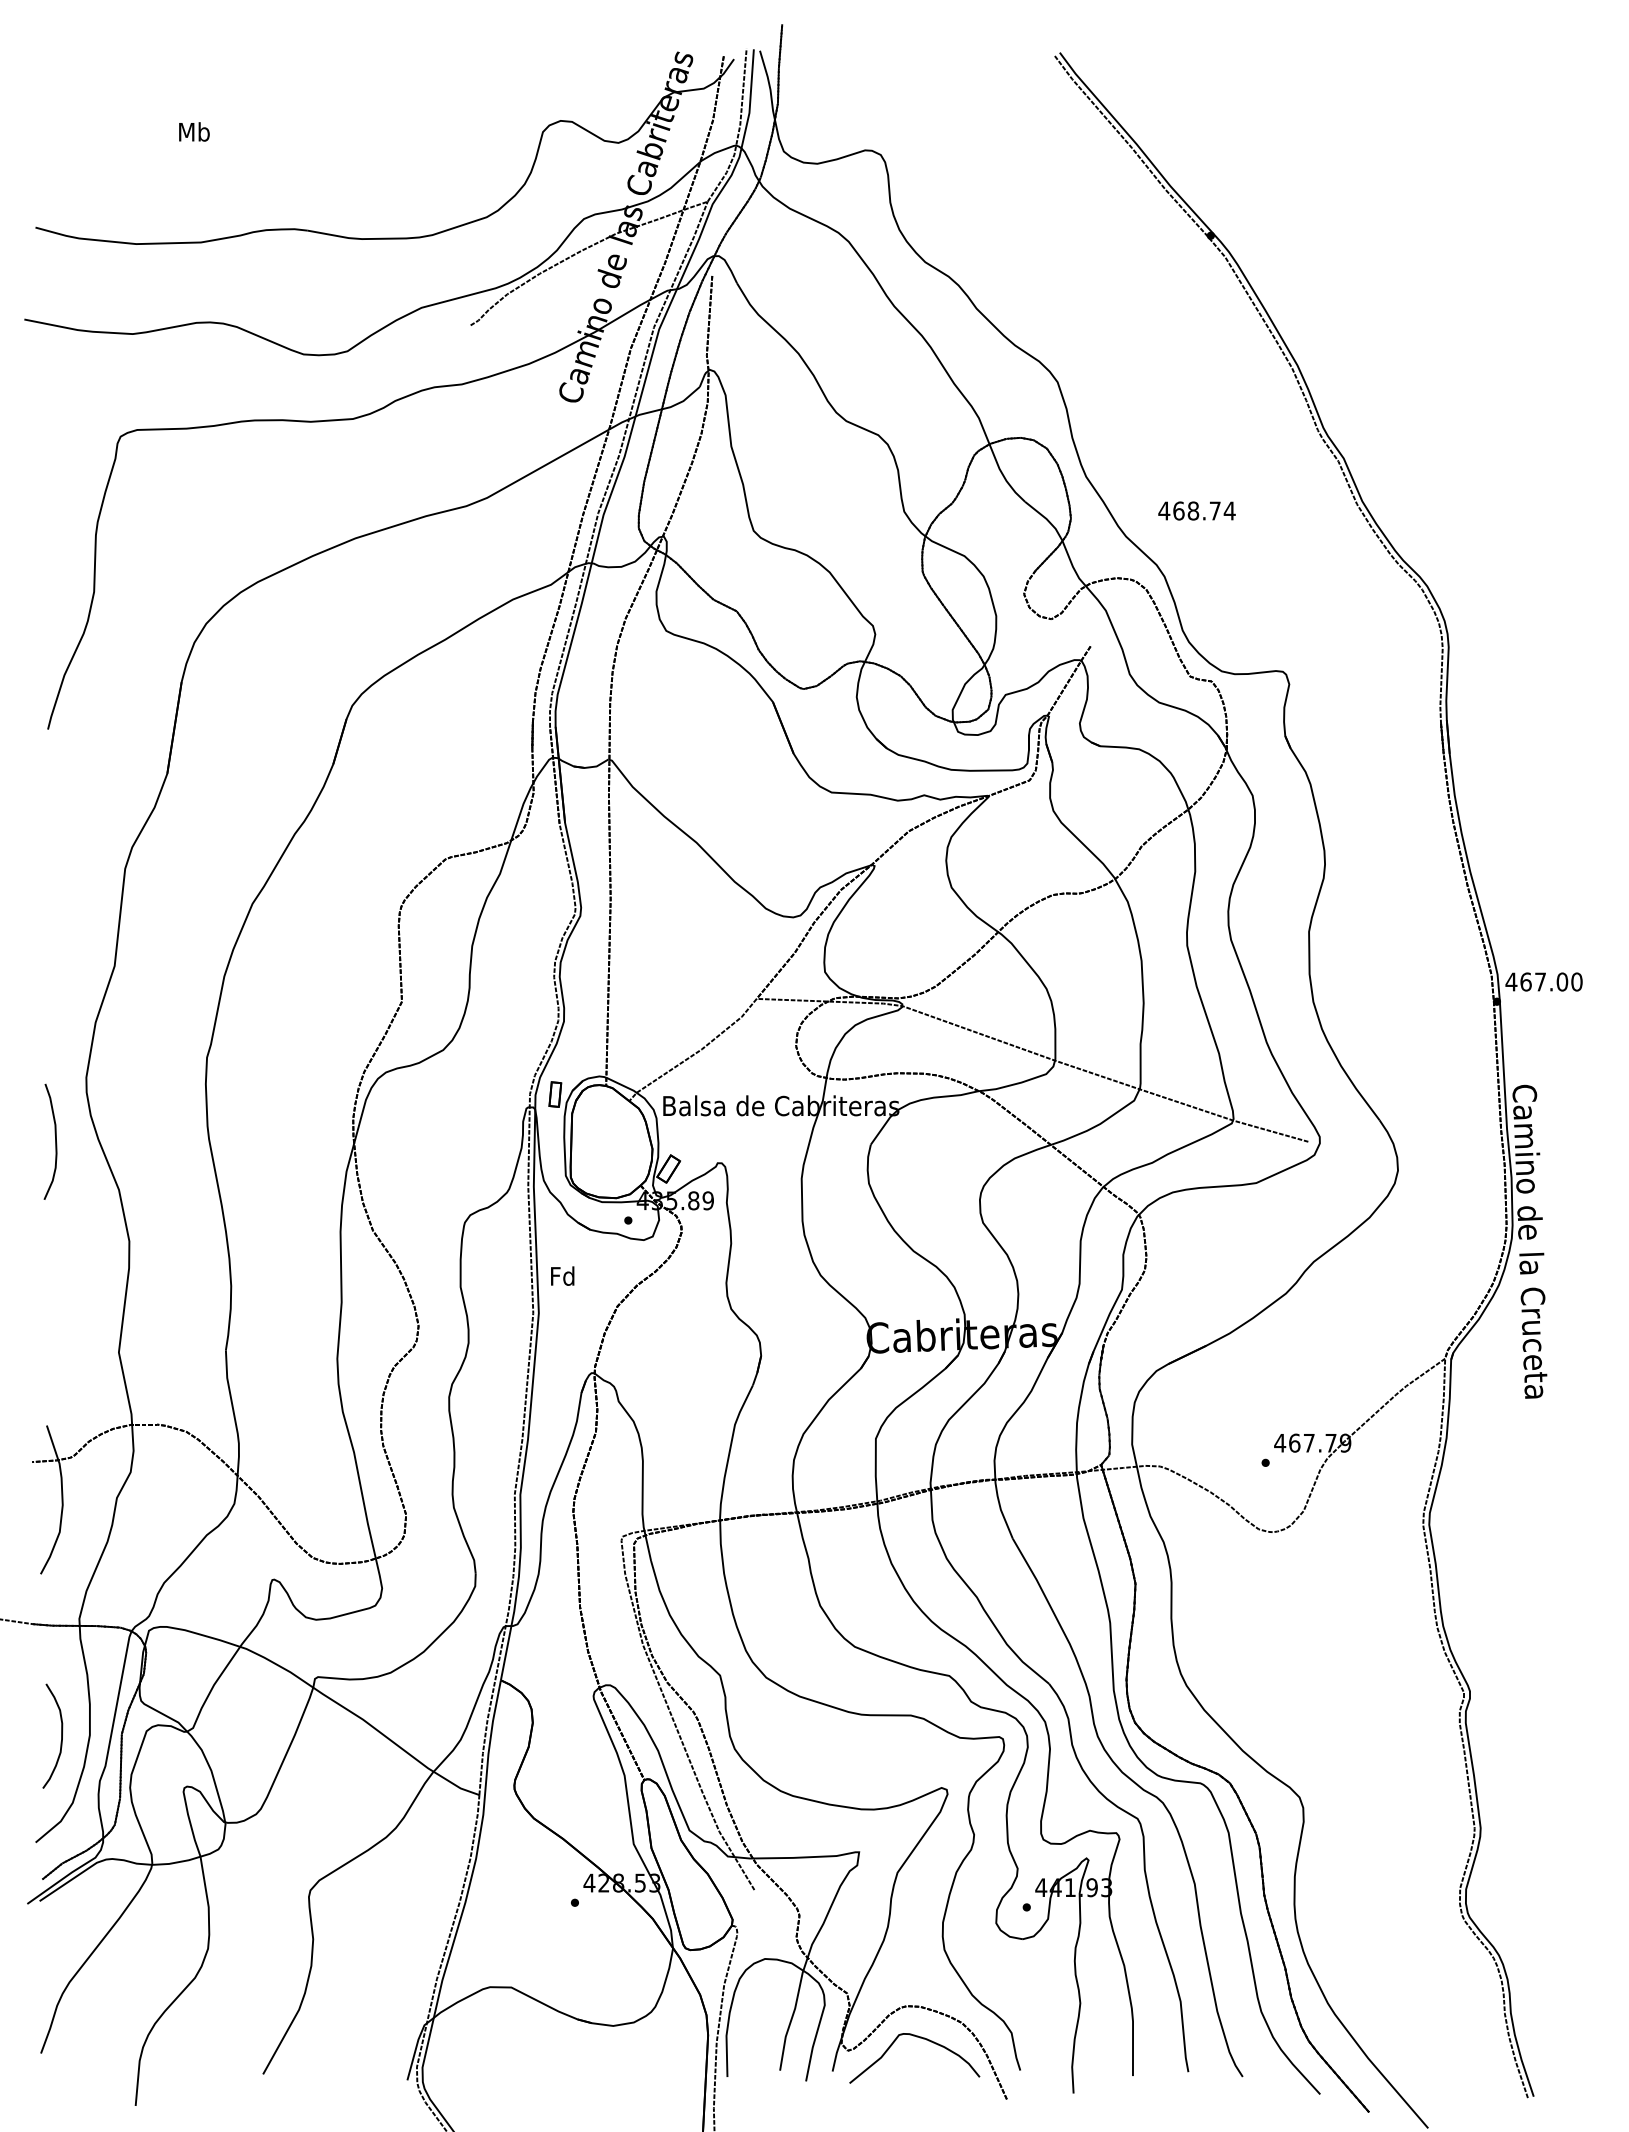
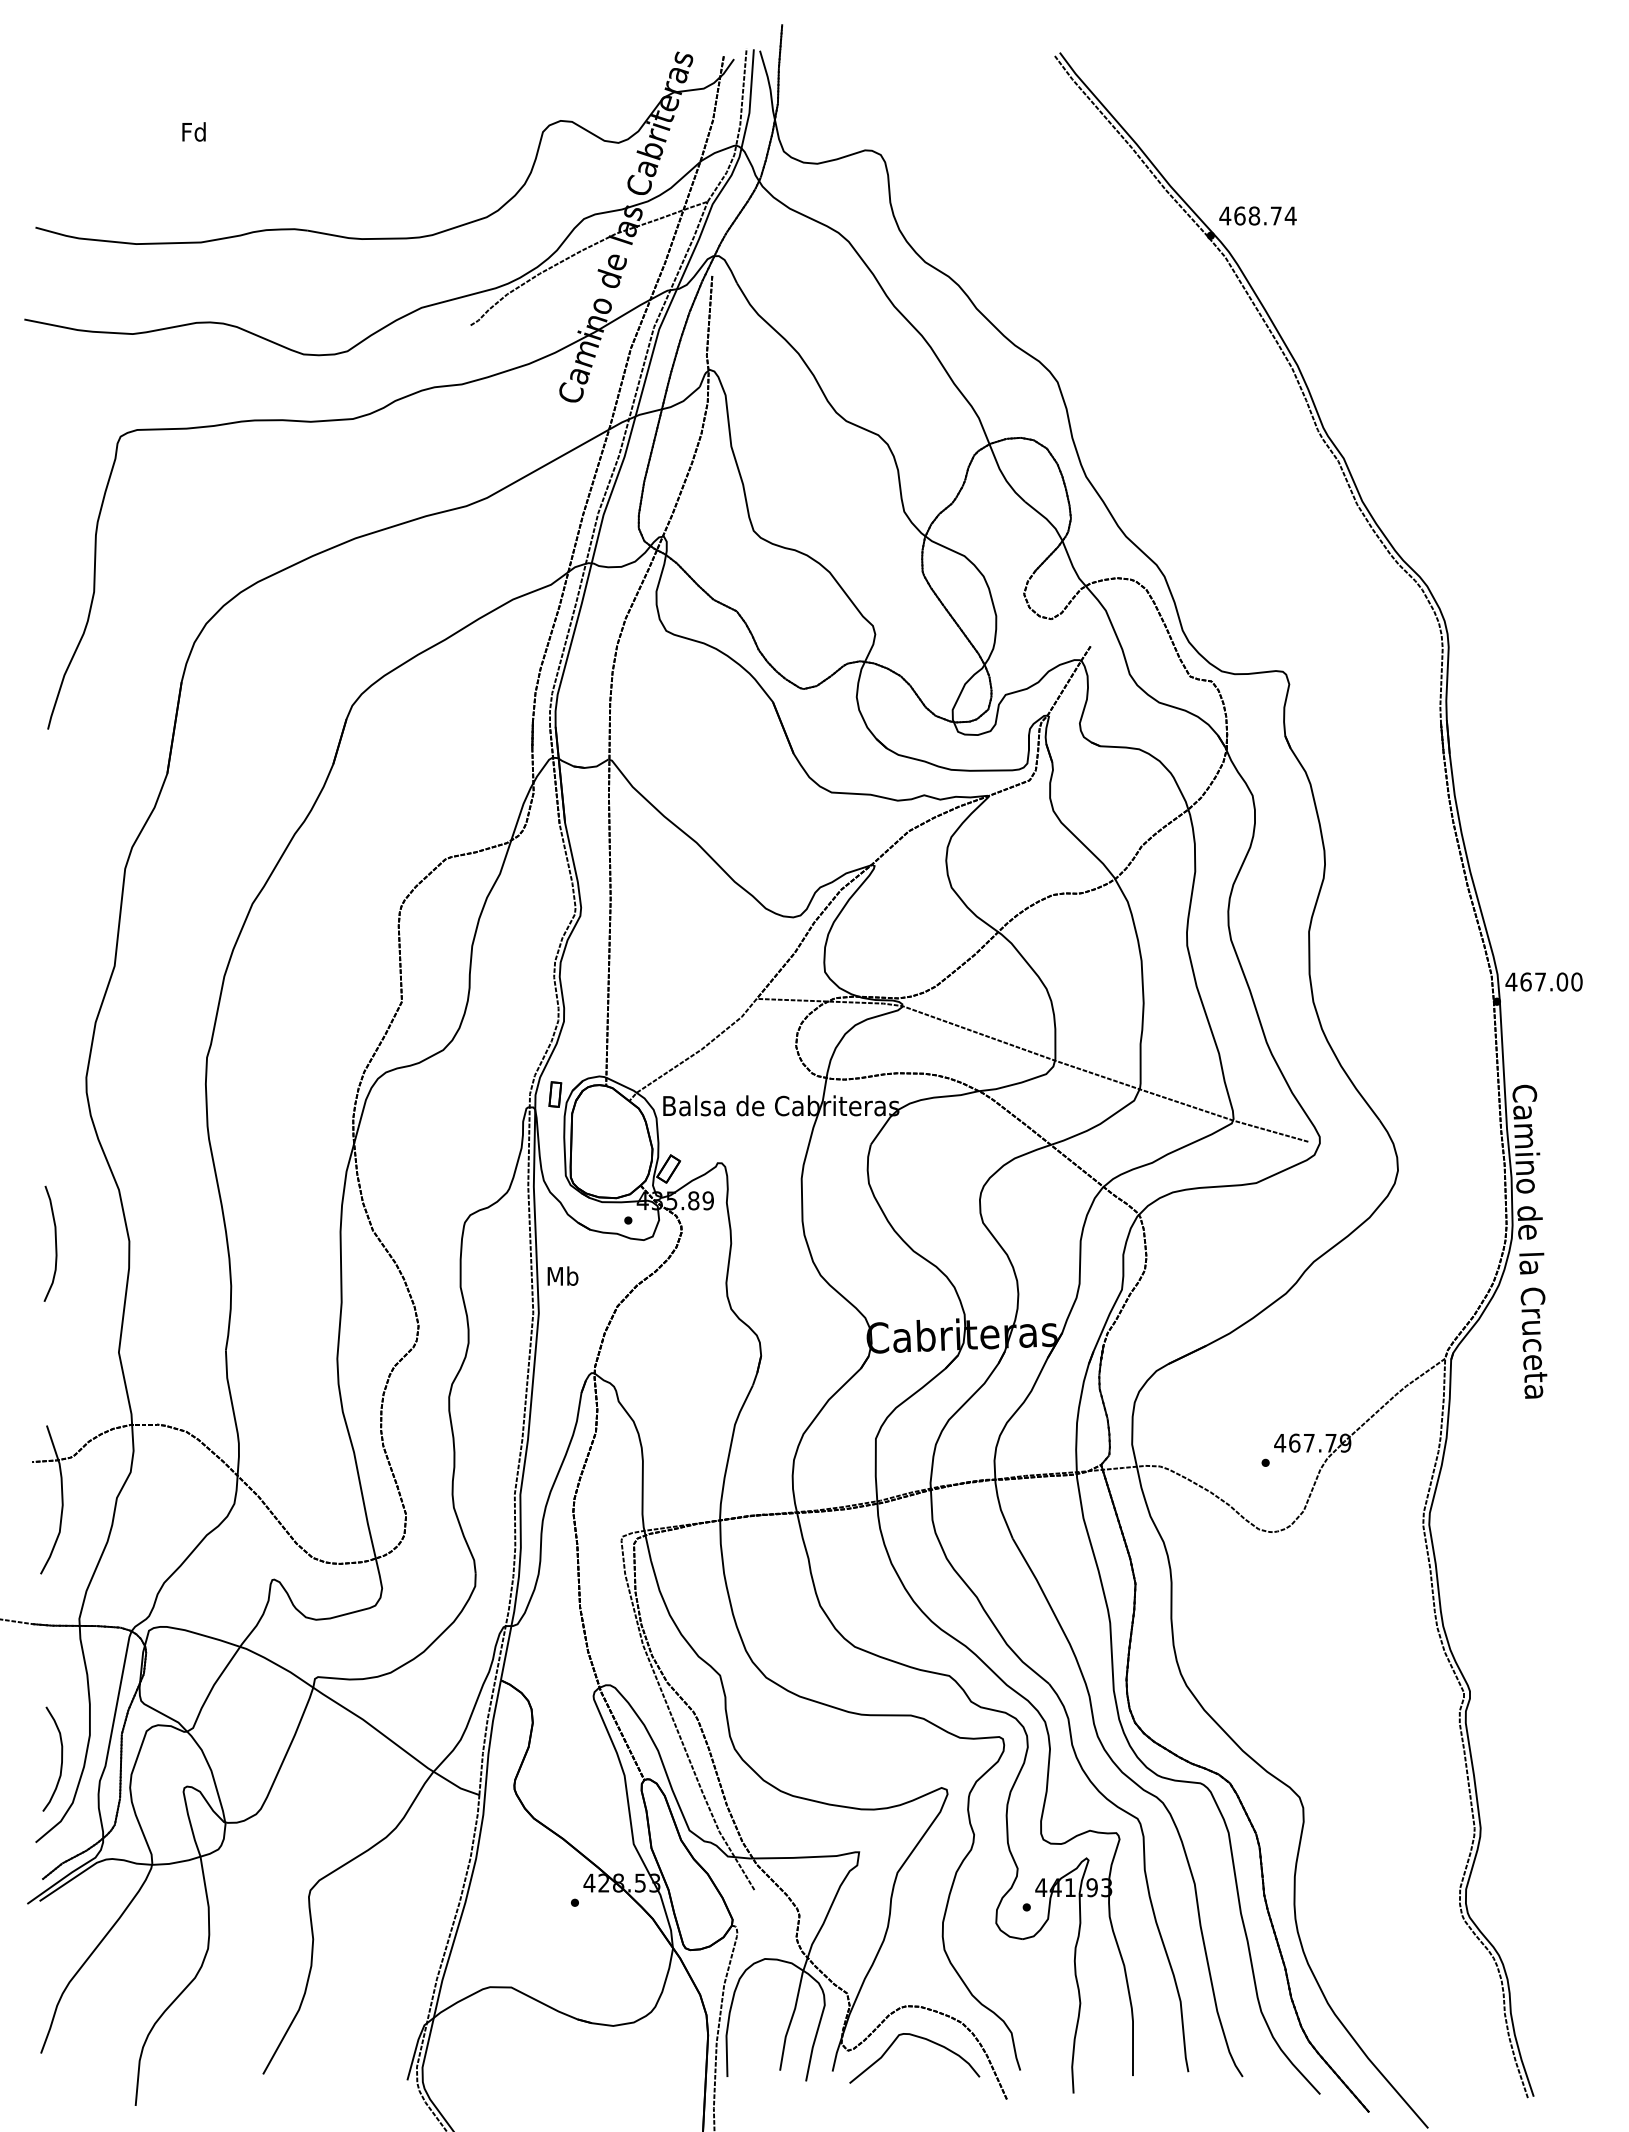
text: Mb -> Fd (194, 131)
text position: (1196, 510) -> (1257, 215) (1257, 215)
curve position: (55, 1141) -> (55, 1243) (55, 1243)
text: Fd -> Mb (562, 1275)
curve position: (61, 1735) -> (61, 1758) (61, 1758)
